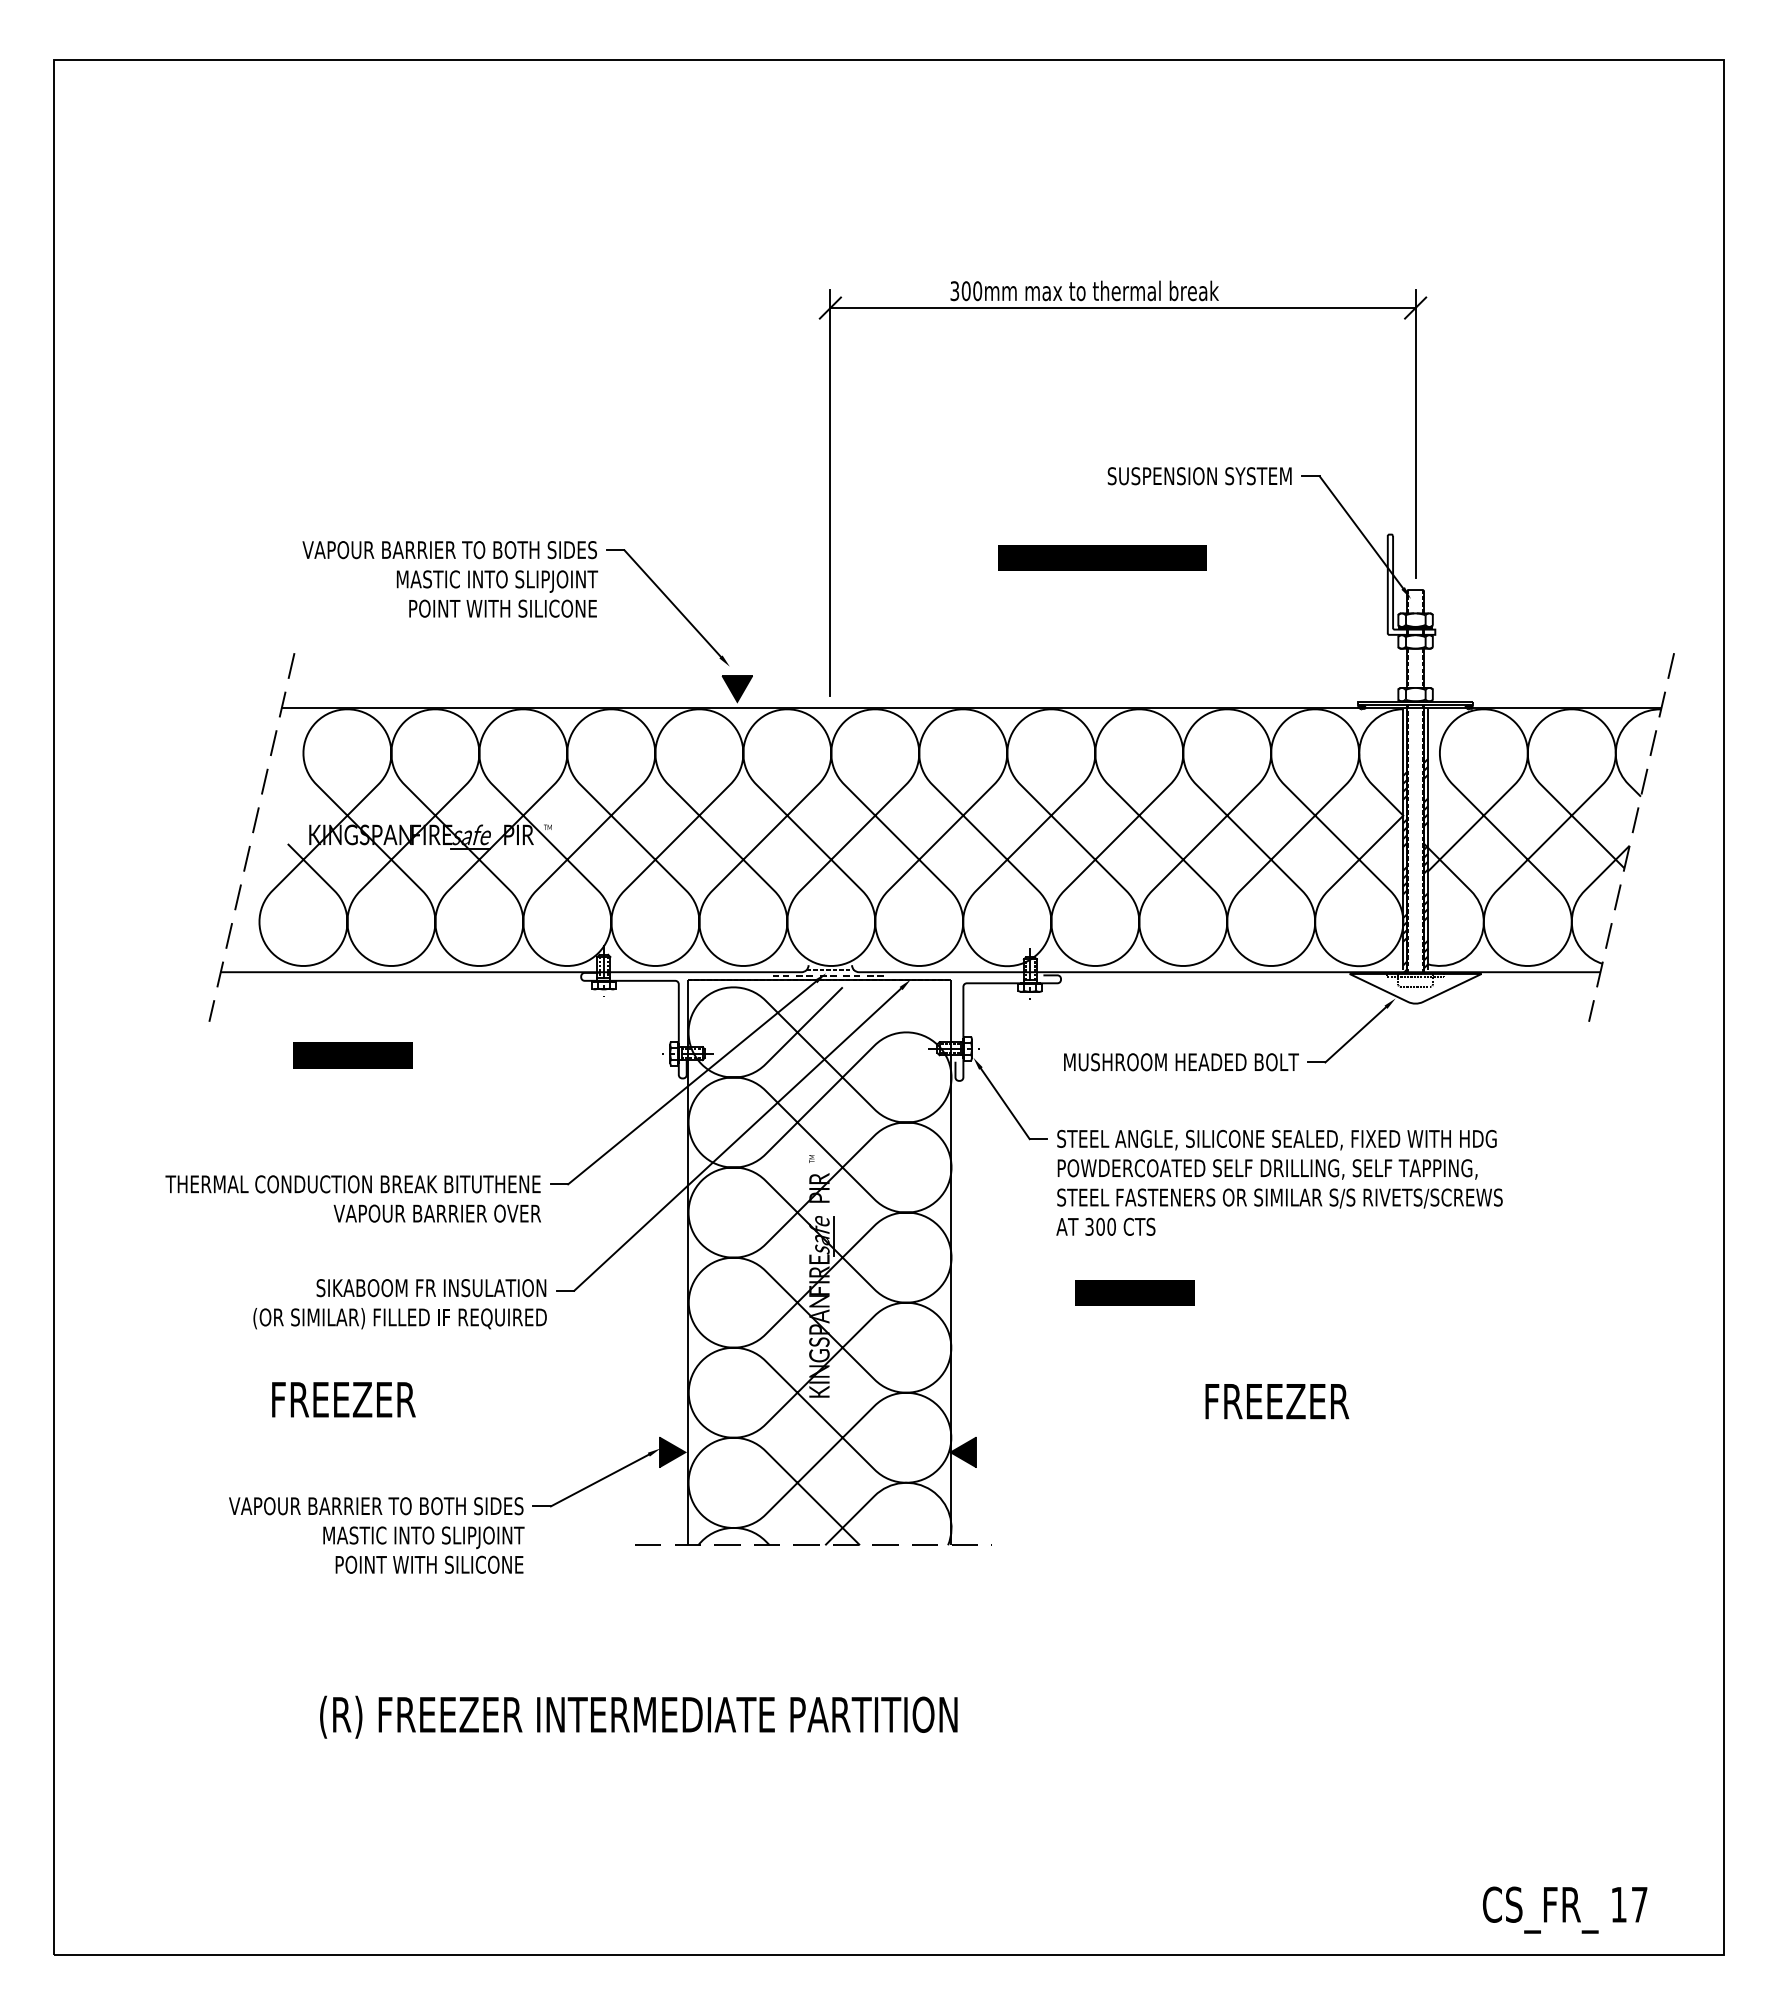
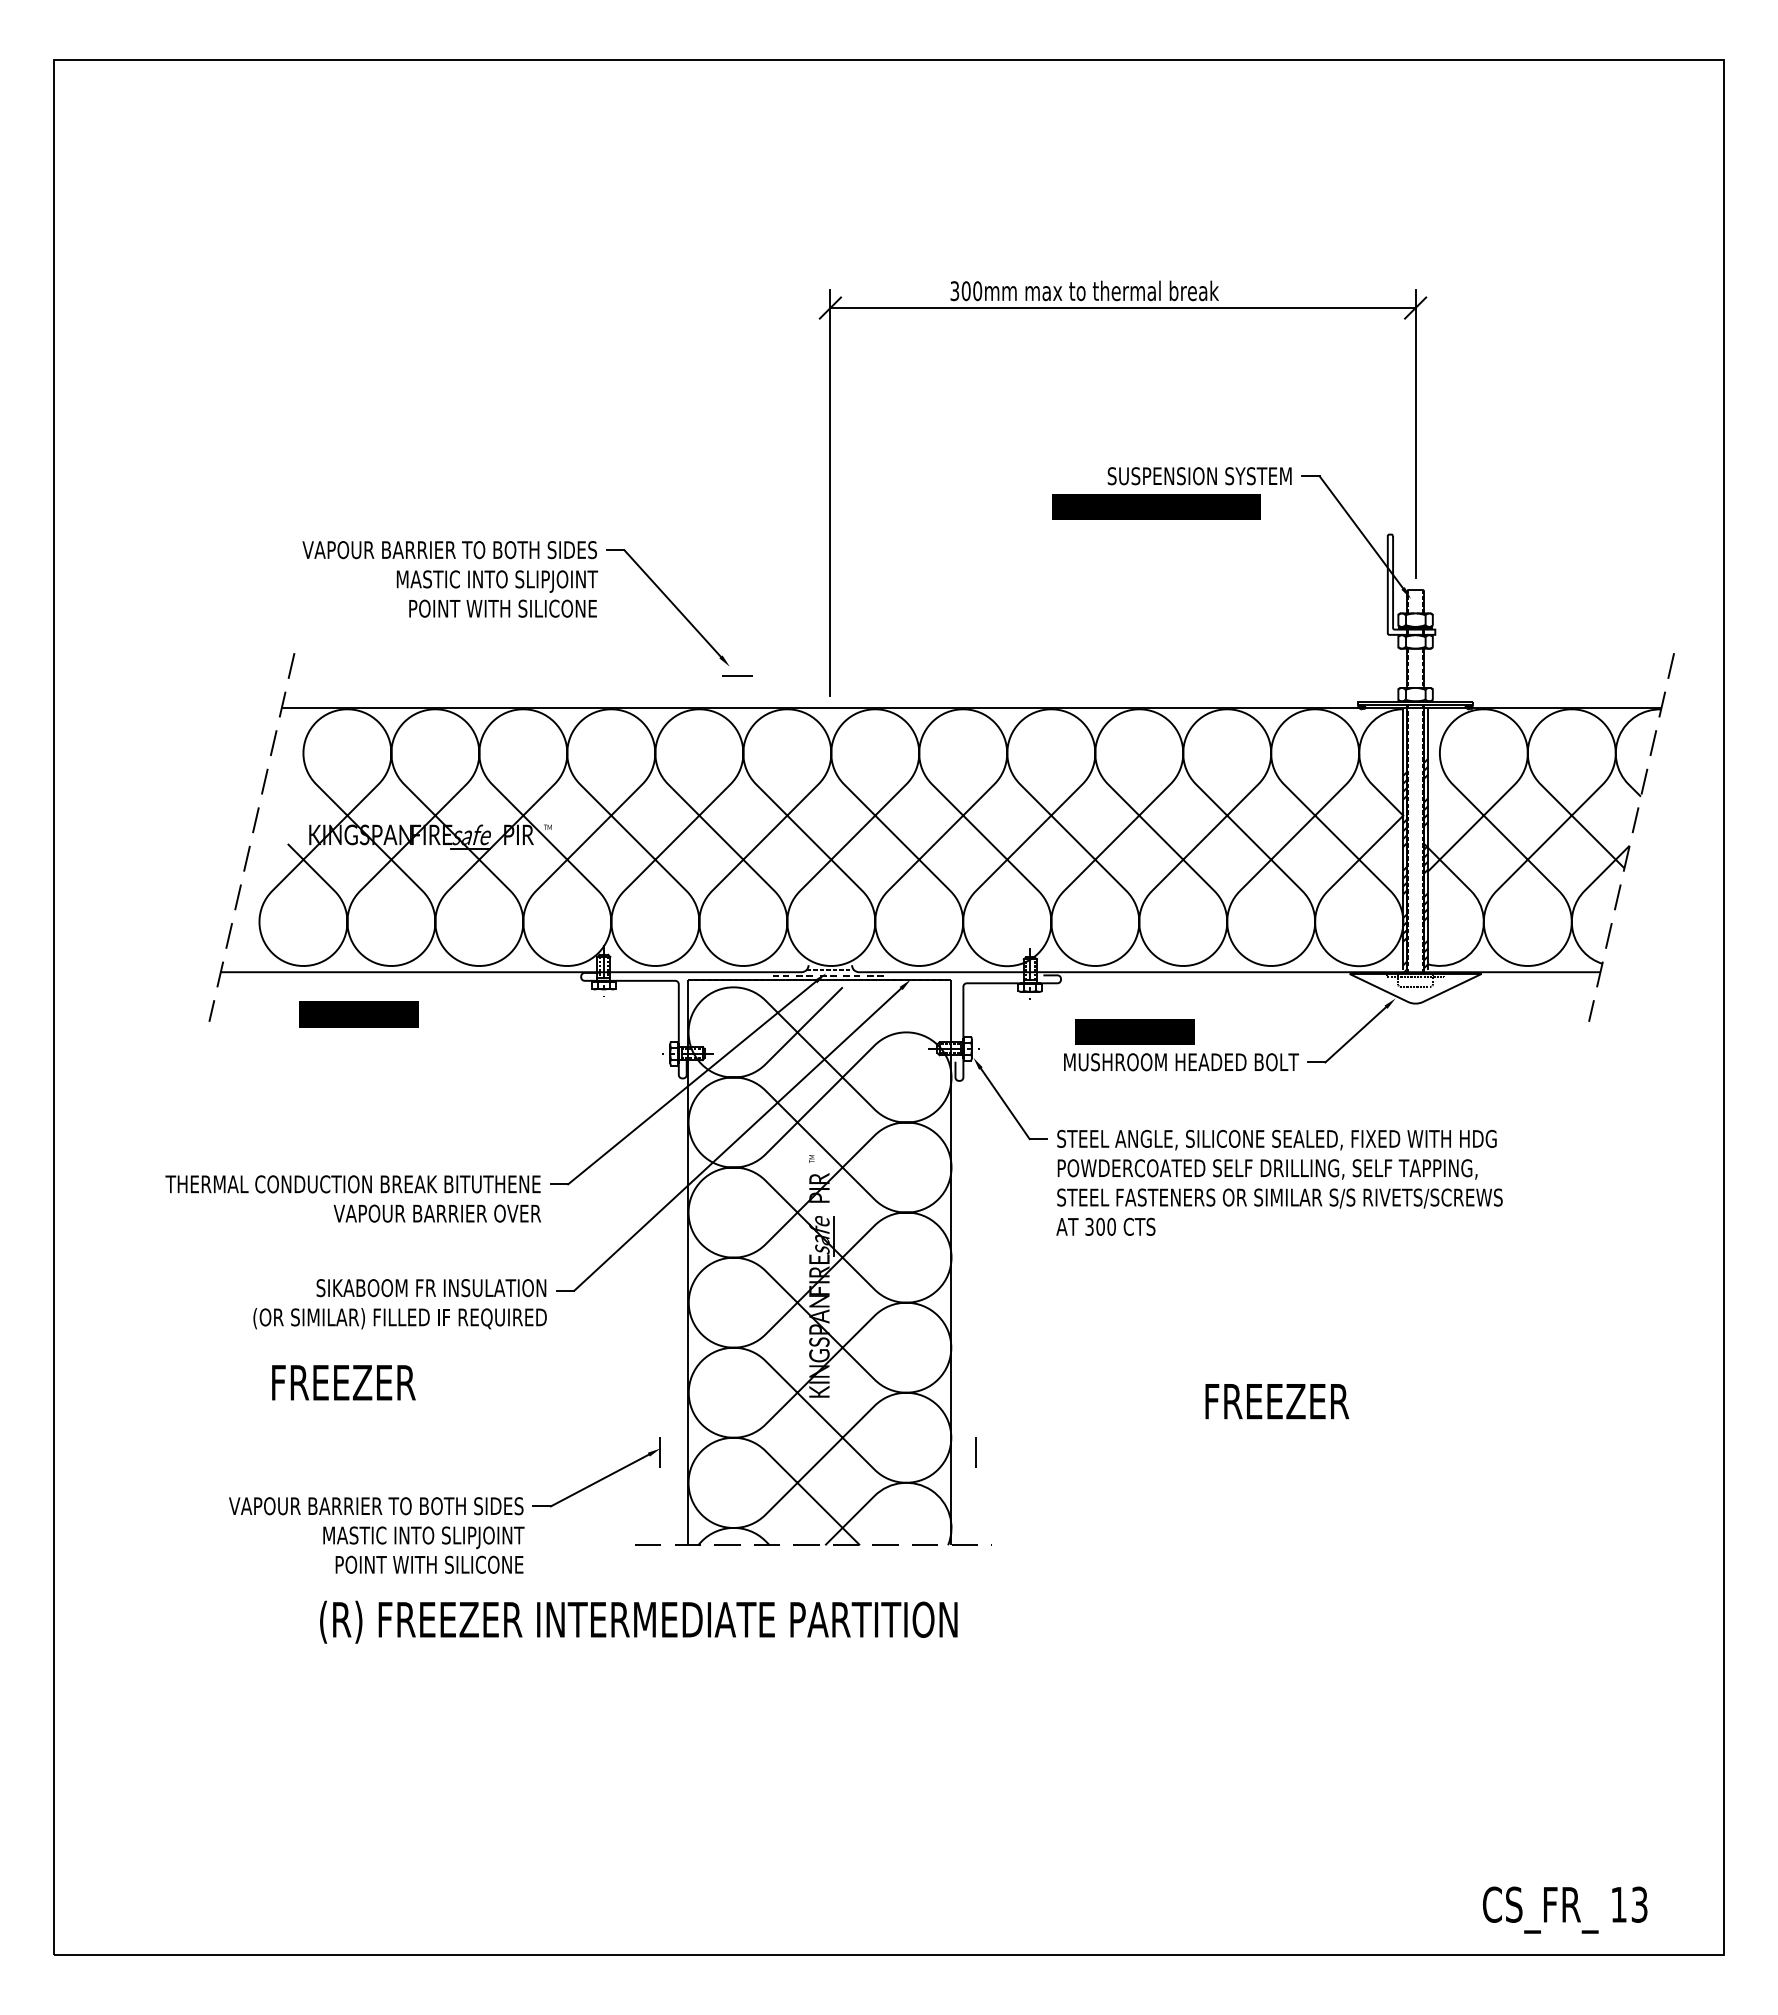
part position: (1102, 557) -> (1156, 506) (1156, 506)
fill: present -> none (737, 689)
part position: (352, 1055) -> (358, 1014) (358, 1014)
part position: (1134, 1292) -> (1134, 1031) (1134, 1031)
text position: (343, 1399) -> (343, 1382) (343, 1382)
fill: present -> none (673, 1452)
fill: present -> none (962, 1452)
text position: (638, 1716) -> (638, 1621) (638, 1621)
text: 17 -> 13 (1639, 1904)
